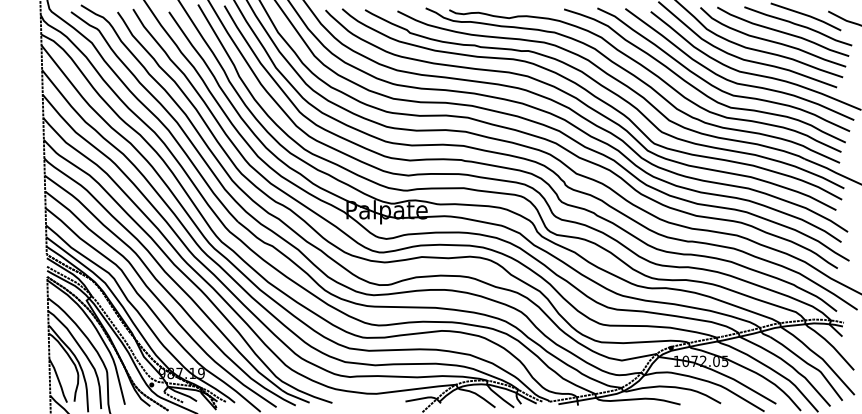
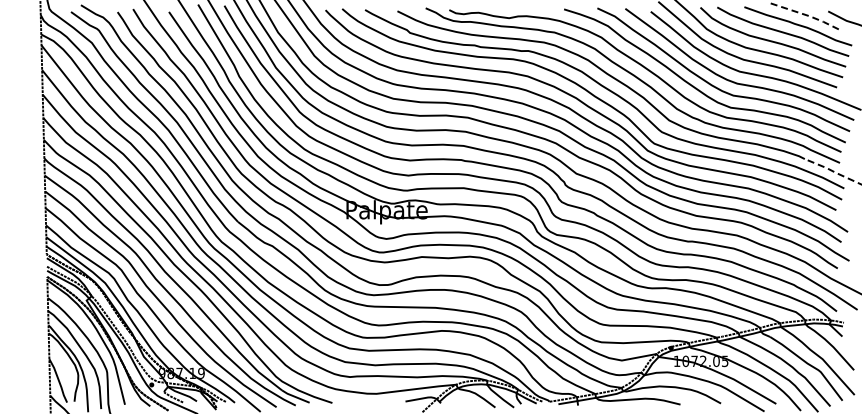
line: solid -> dashed (808, 15)
line: solid -> dashed (832, 171)
